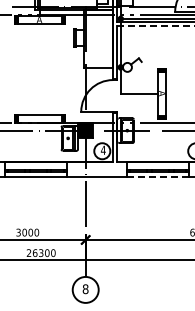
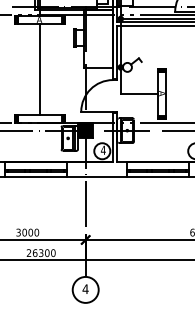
line: dashed -> solid (156, 26)
line: none -> present (39, 69)
line: dashed -> solid (158, 177)
text: 8 -> 4 (85, 289)
